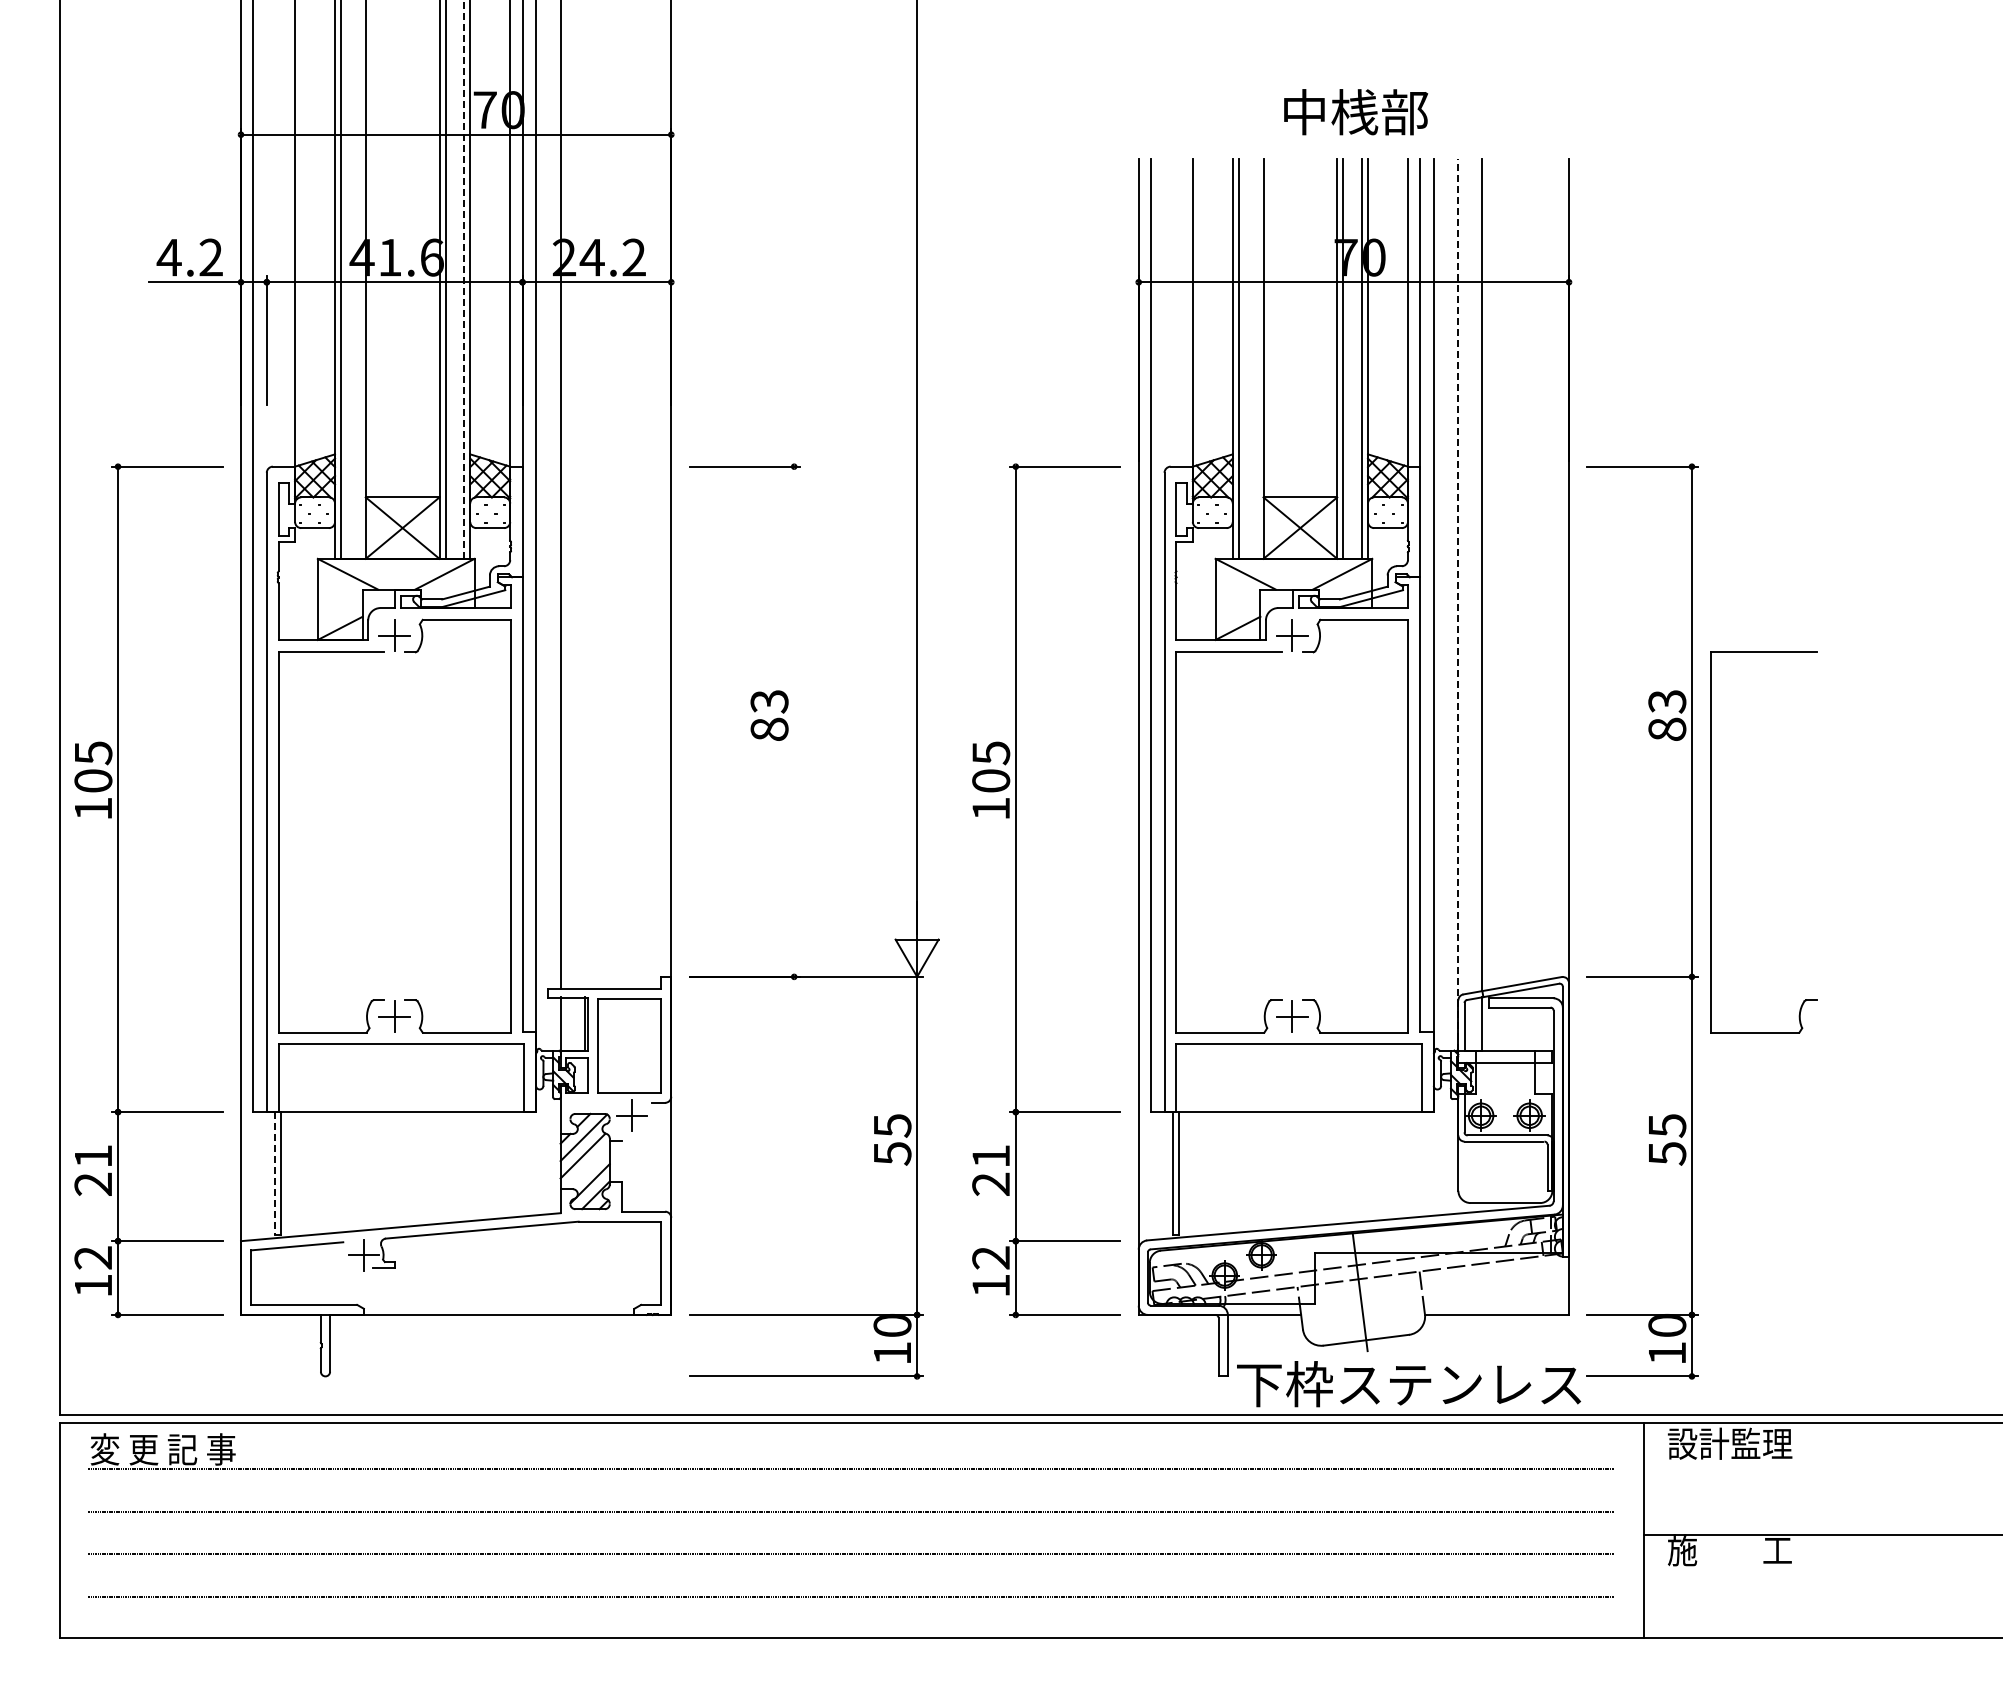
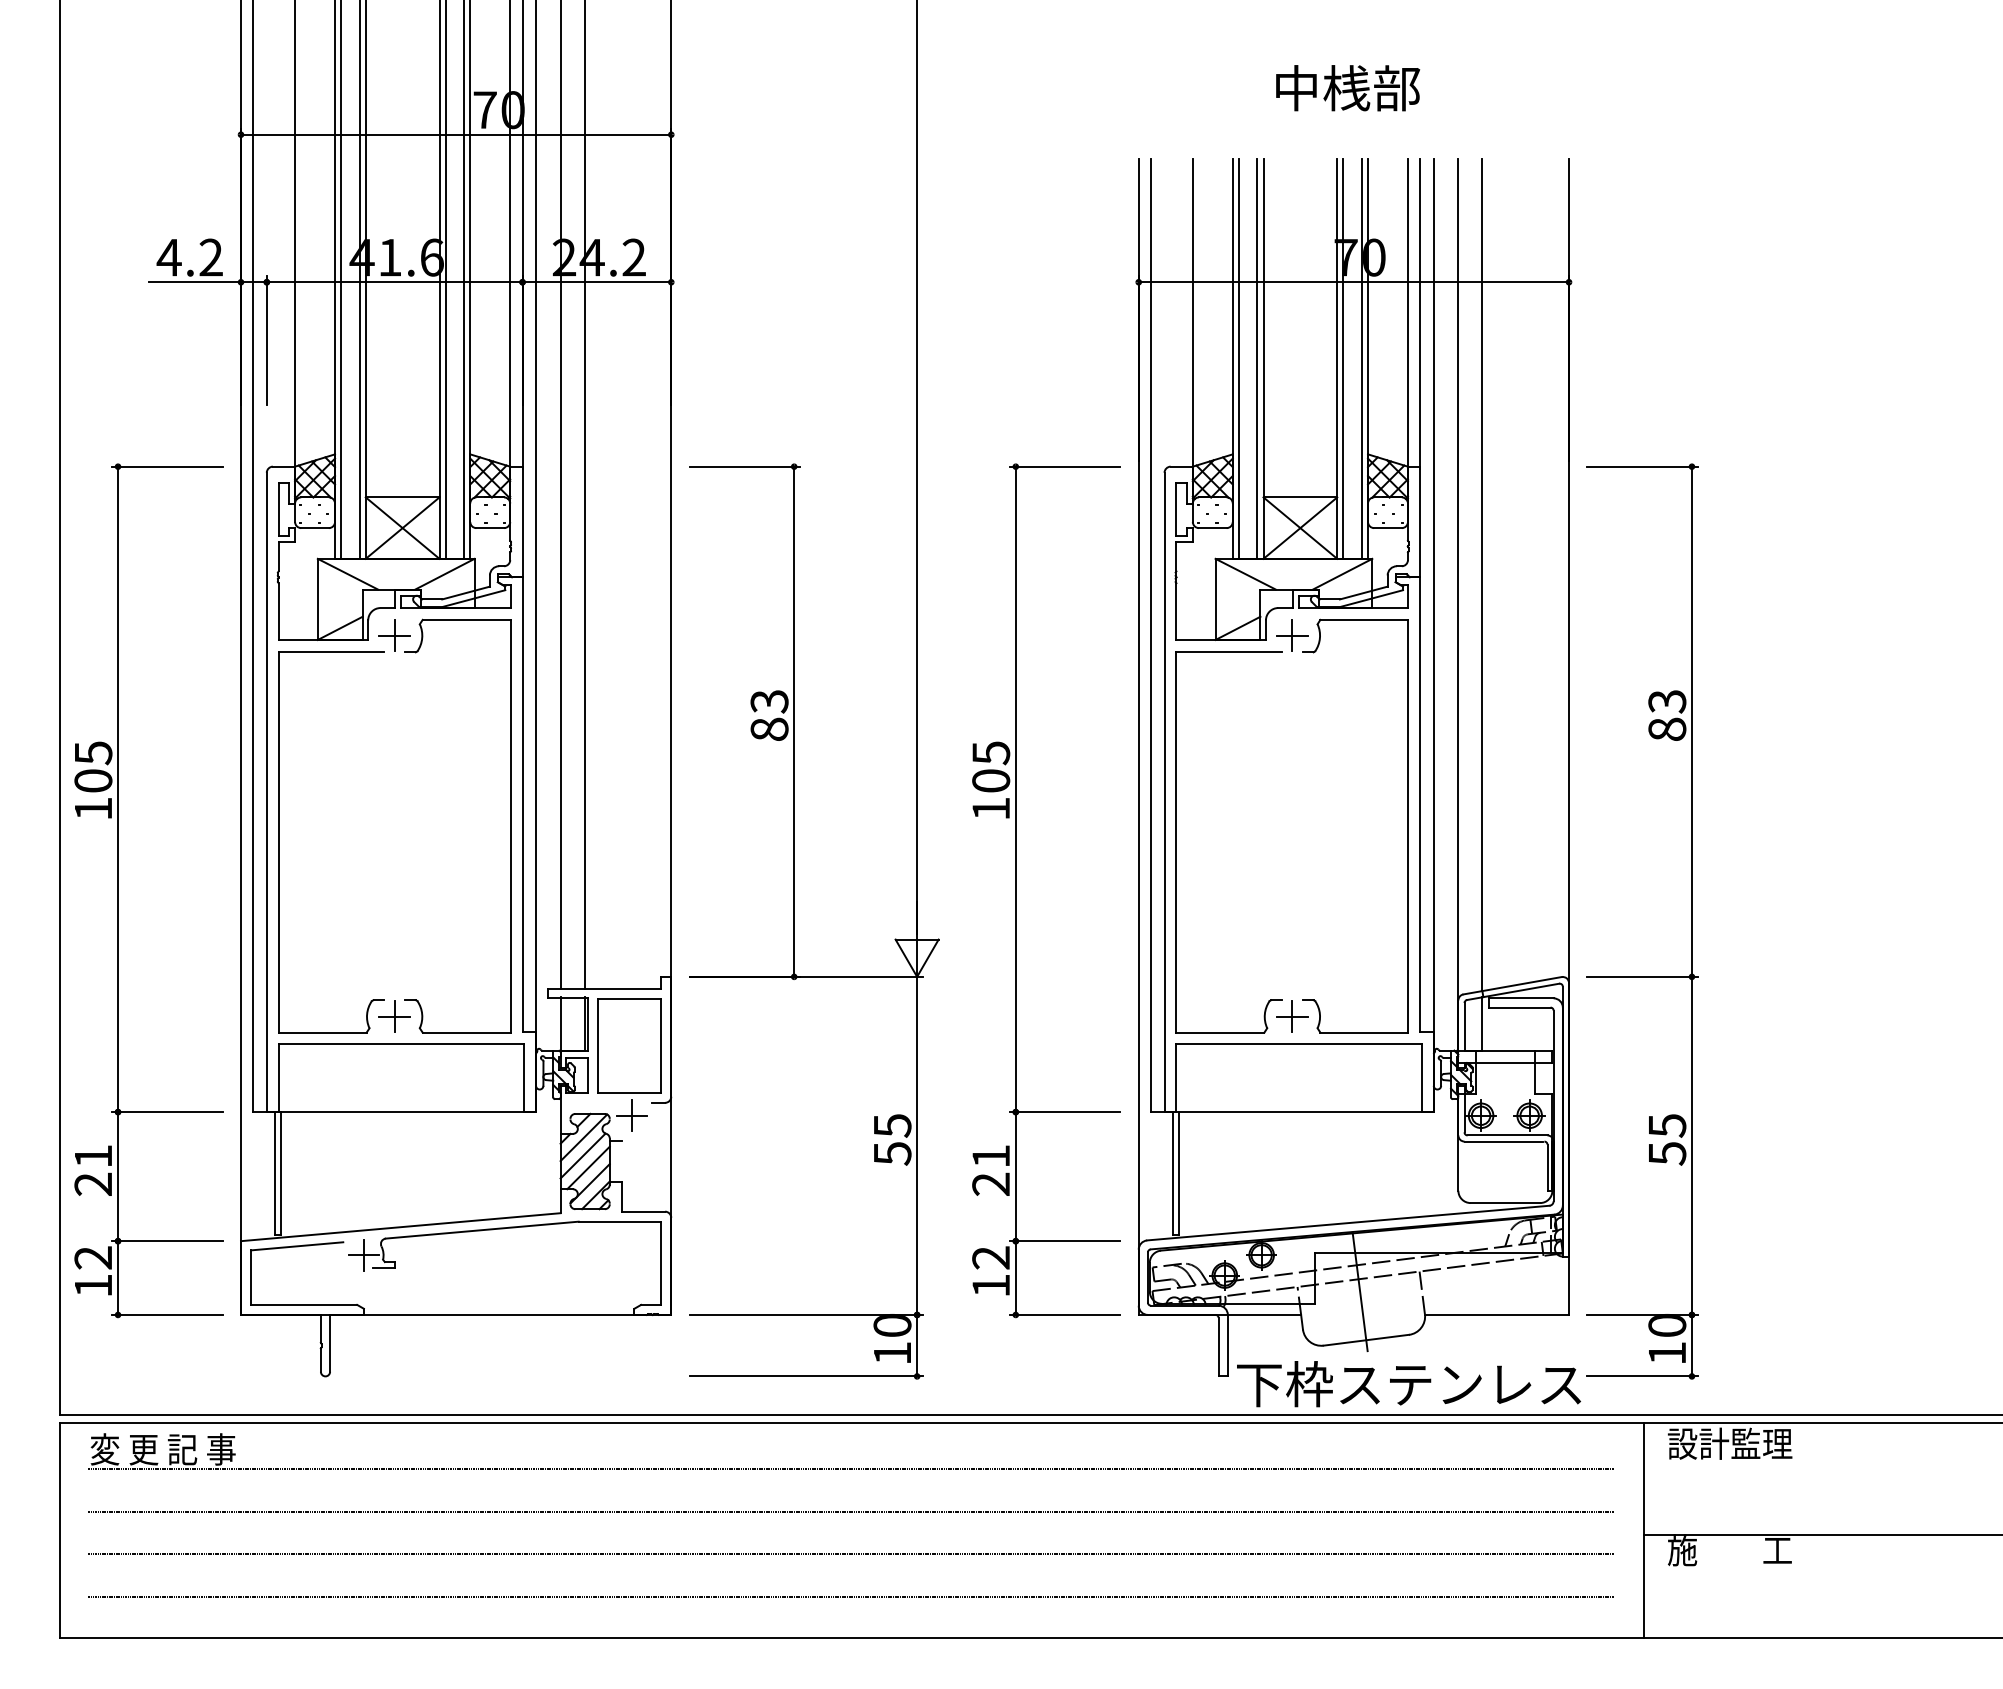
text position: (1356, 112) -> (1348, 88) (1348, 88)
line: dashed -> solid (464, 279)
line: none -> present (359, 280)
line: none -> present (1257, 358)
line: none -> present (584, 495)
line: dashed -> solid (1458, 604)
line: none -> present (794, 721)
part: present -> none (1711, 842)
line: none -> present (588, 1167)
line: dashed -> solid (274, 1174)
